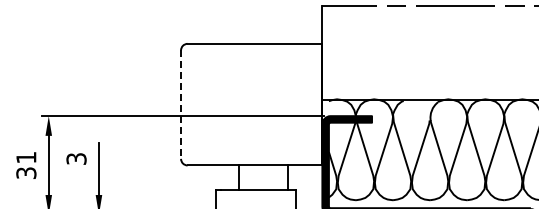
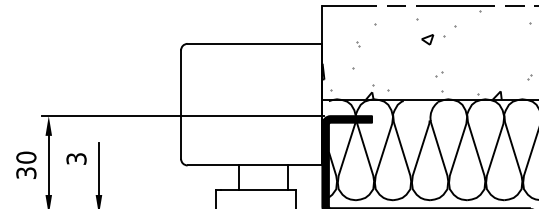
hatch: none -> present (426, 54)
line: dashed -> solid (181, 105)
text: 31 -> 30 (26, 157)
